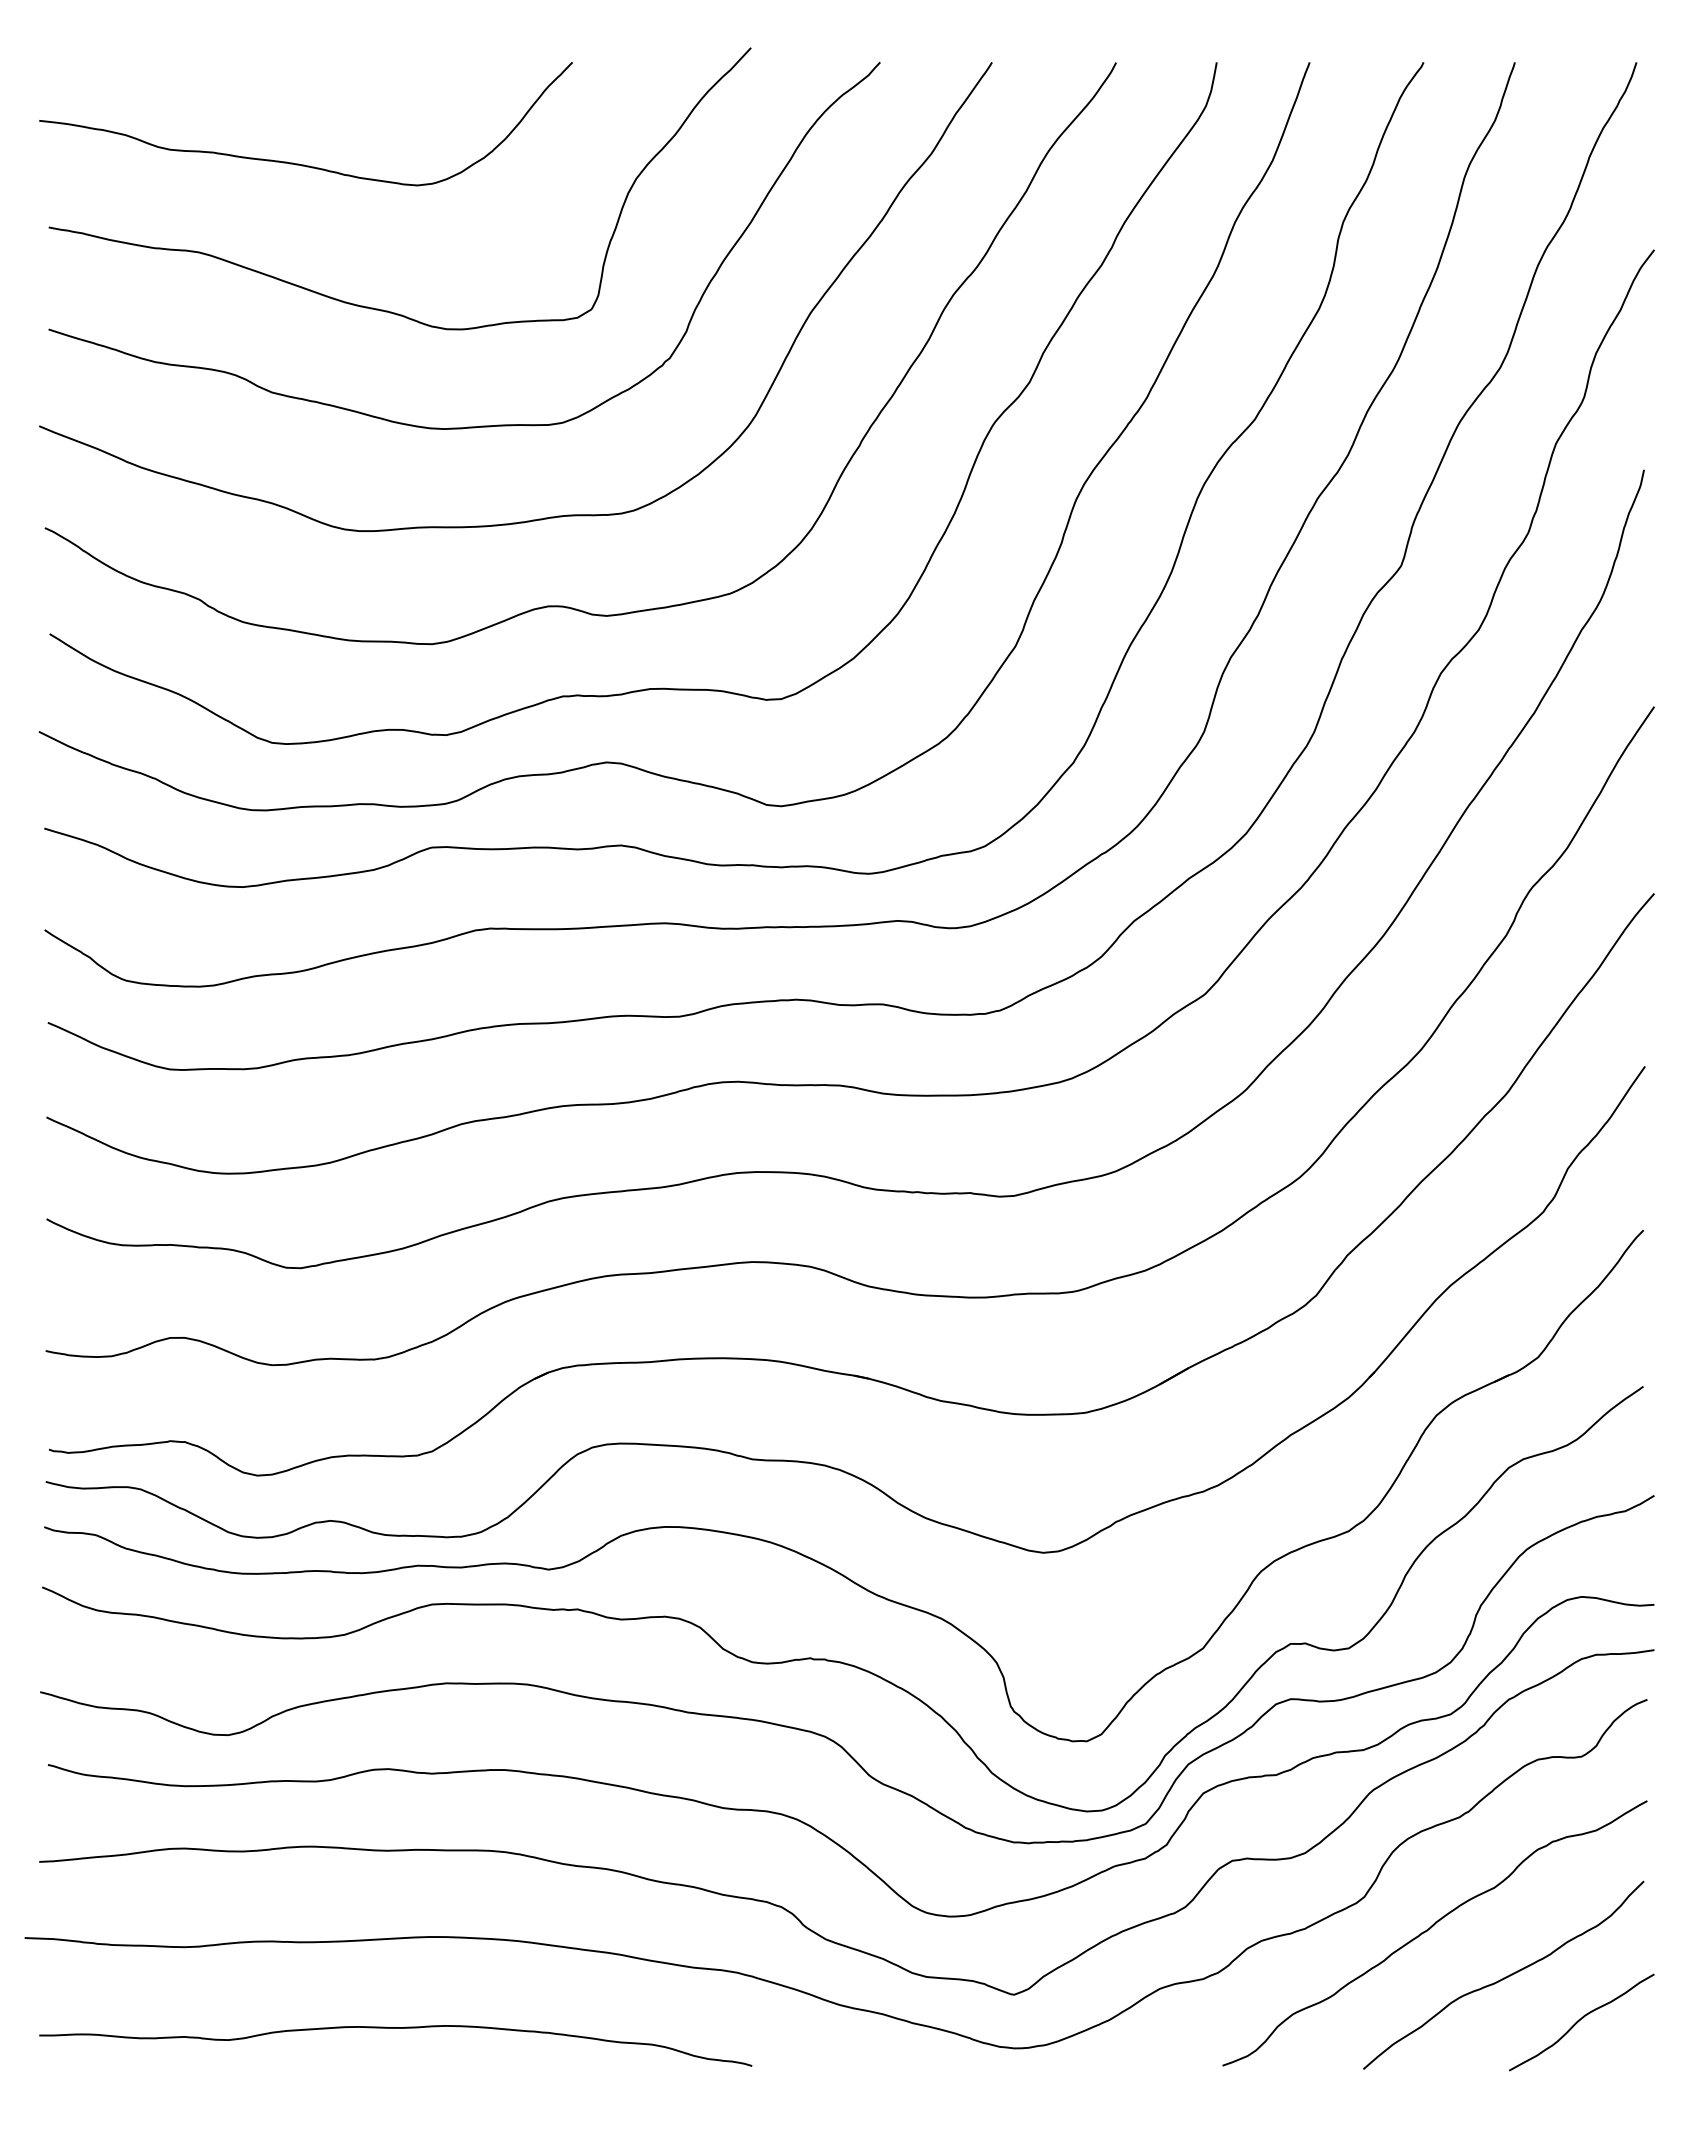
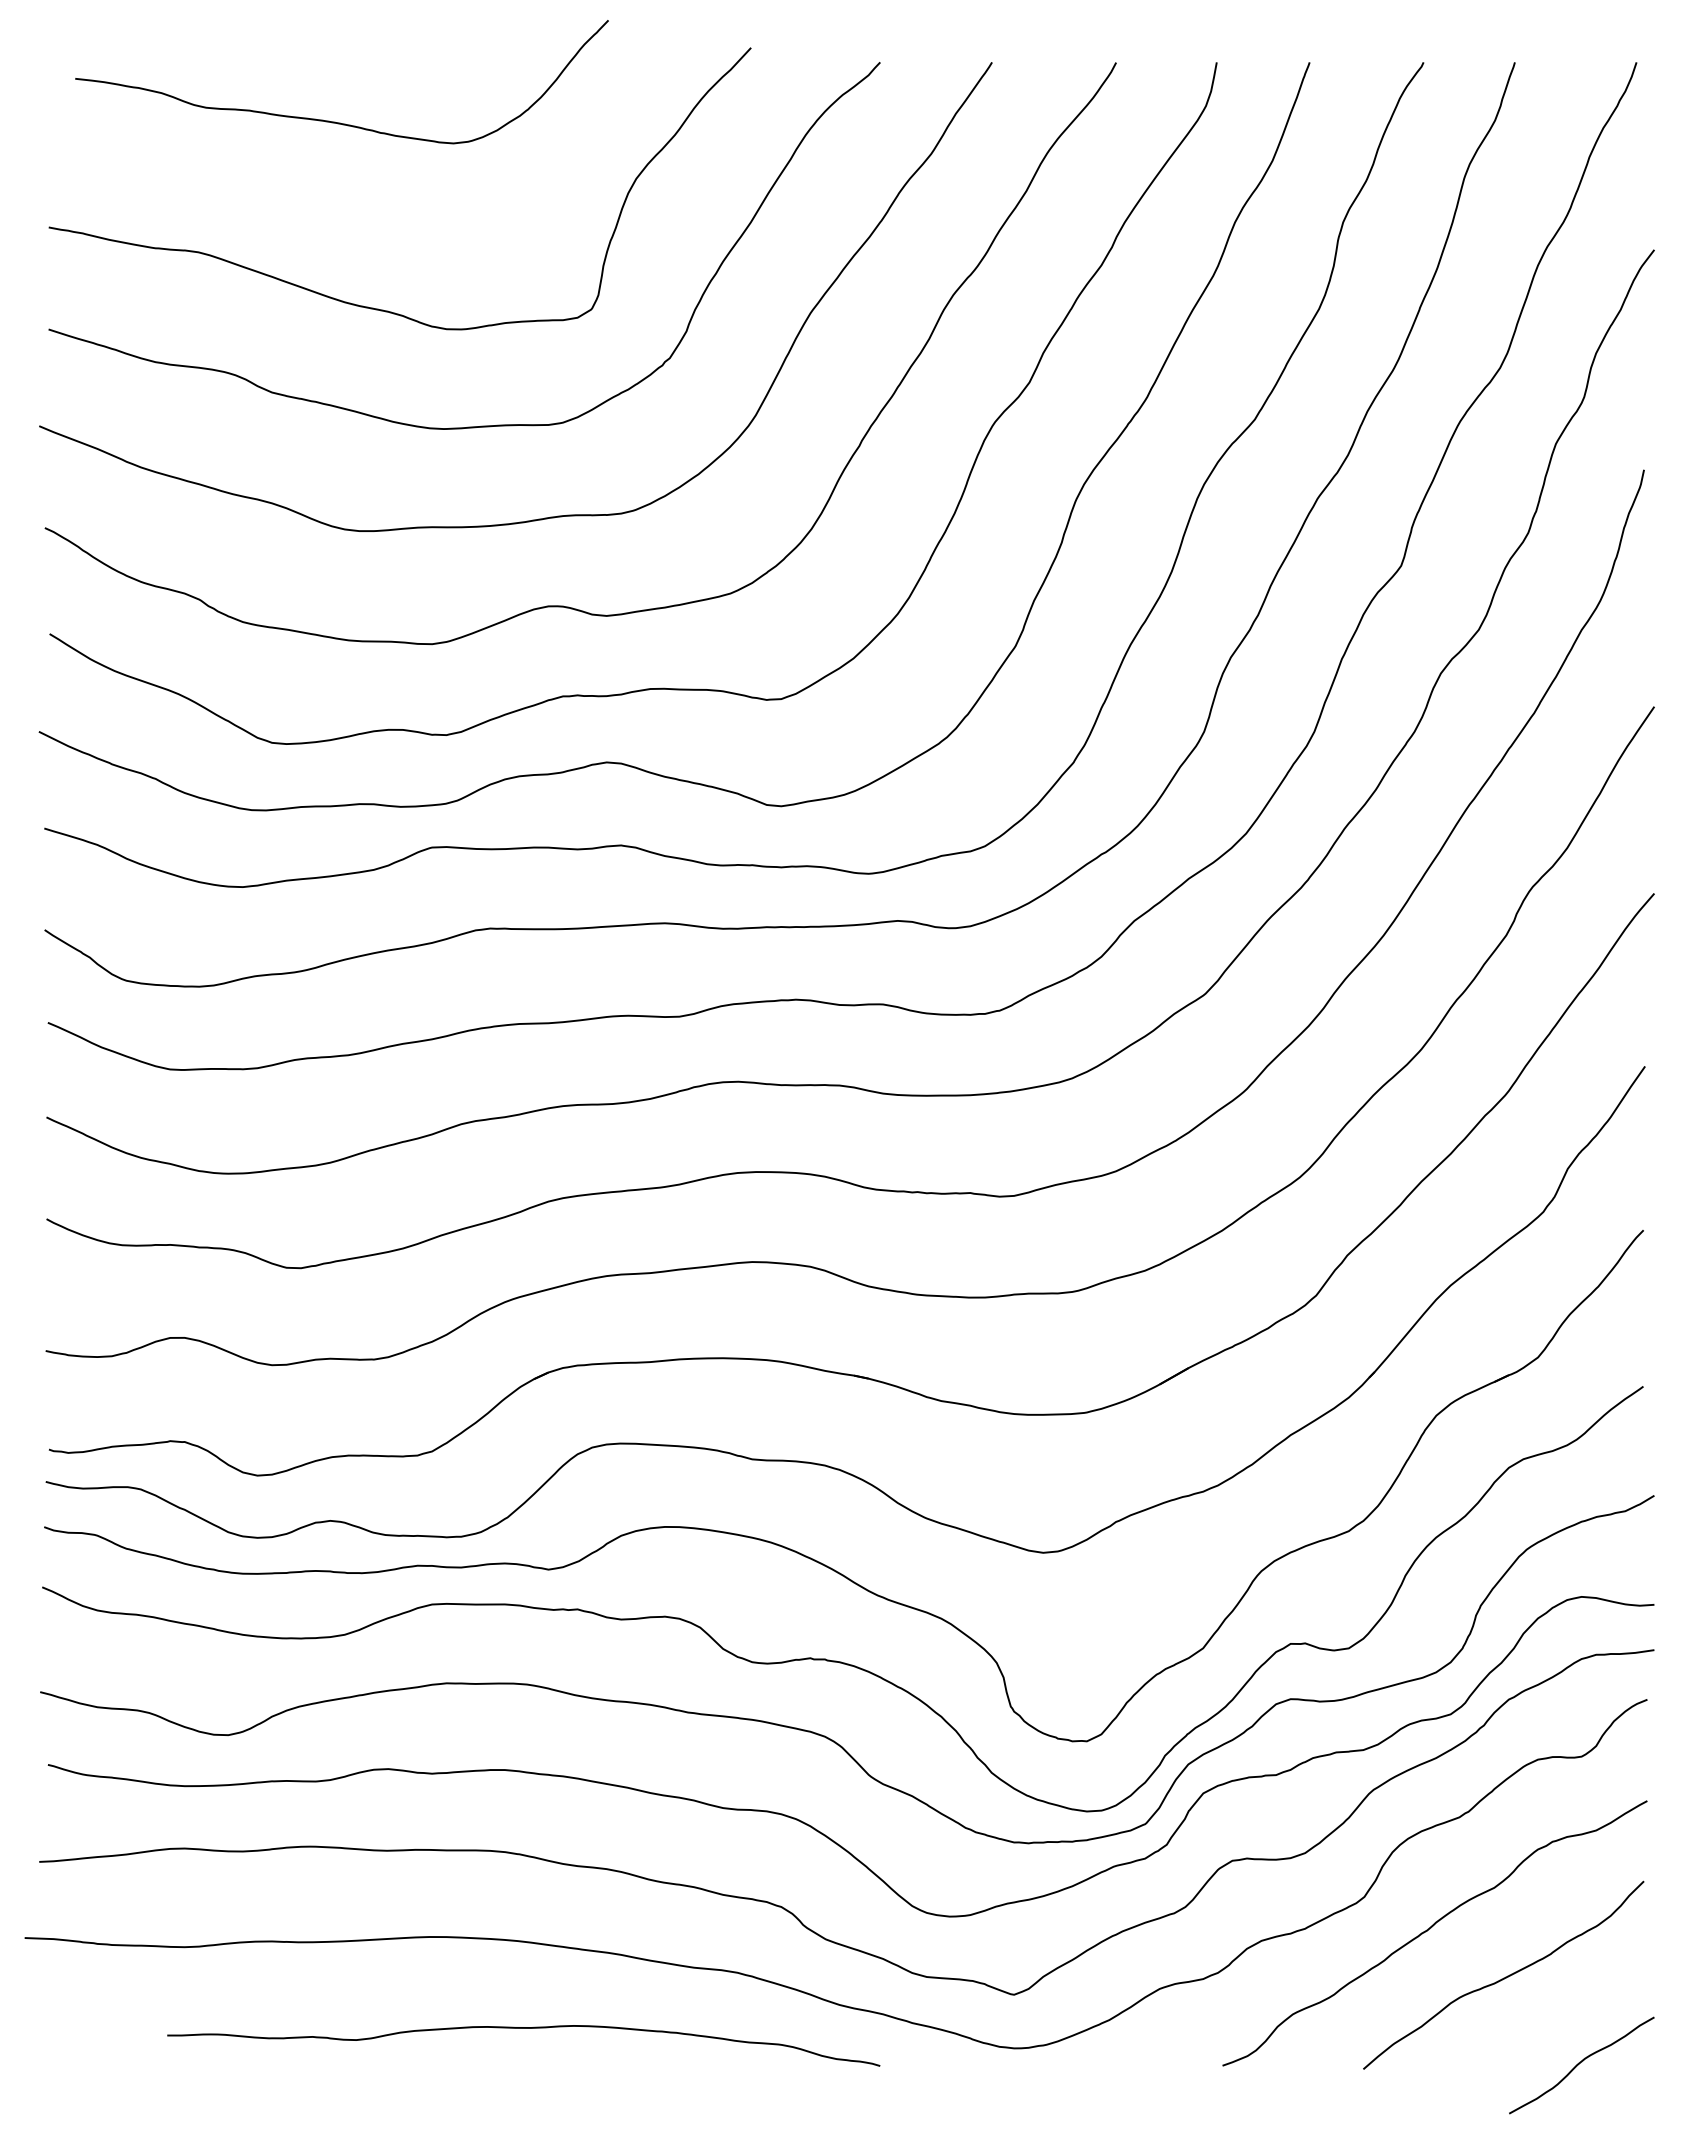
curve position: (299, 163) -> (335, 121) (335, 121)
curve position: (1580, 2020) -> (1580, 2063) (1580, 2063)
curve position: (395, 2028) -> (523, 2028) (523, 2028)
